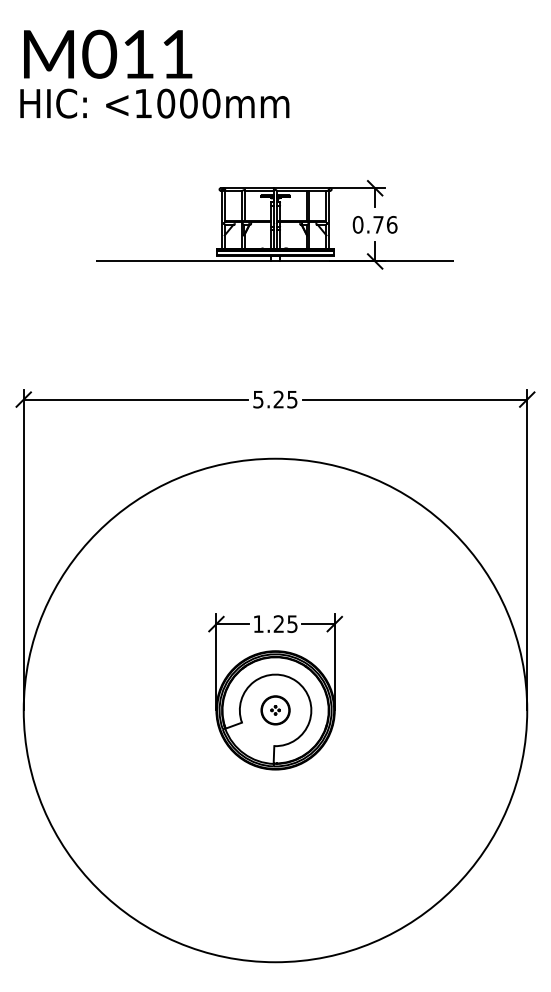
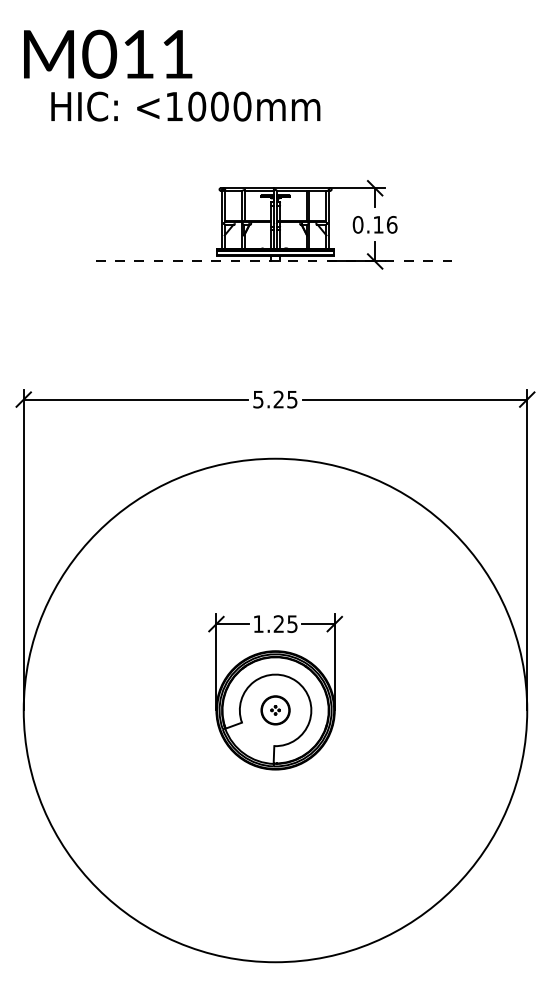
text position: (154, 103) -> (185, 106) (185, 106)
text: 0.76 -> 0.16 (378, 224)
line: solid -> dashed (274, 261)
